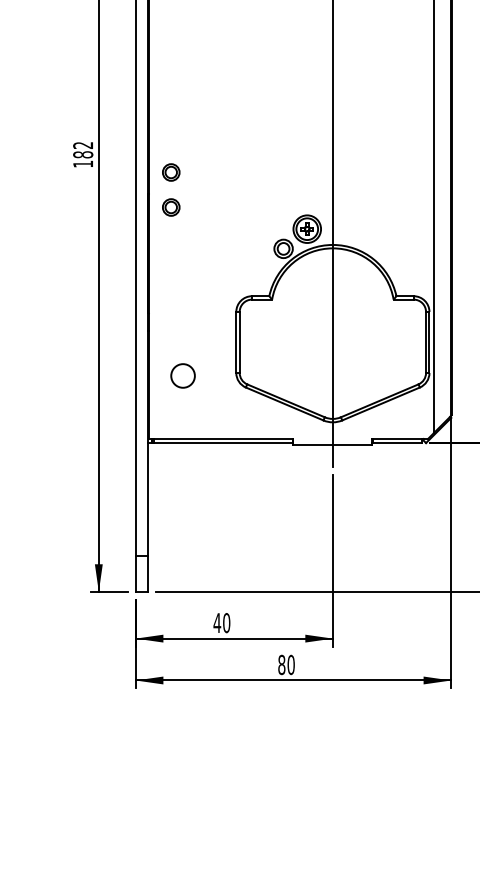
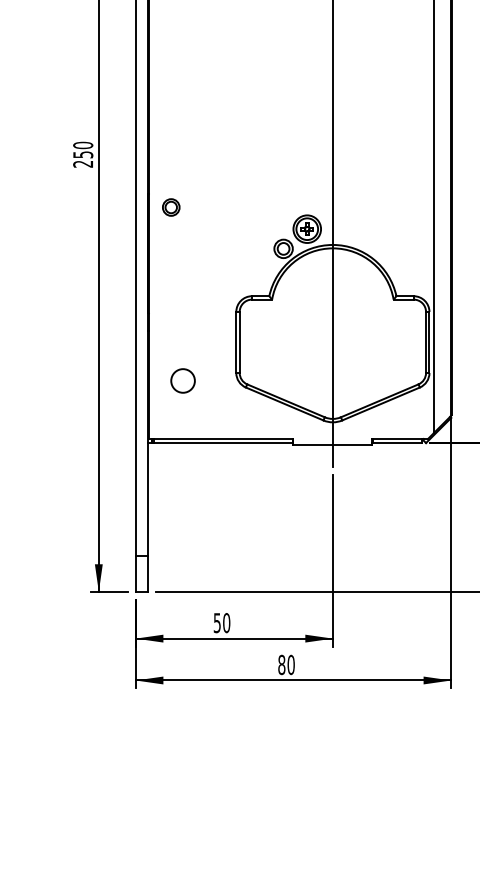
text: 182 -> 250 (83, 154)
part: present -> none (171, 172)
circle position: (182, 375) -> (182, 380) (182, 380)
text: 40 -> 50 (217, 623)
